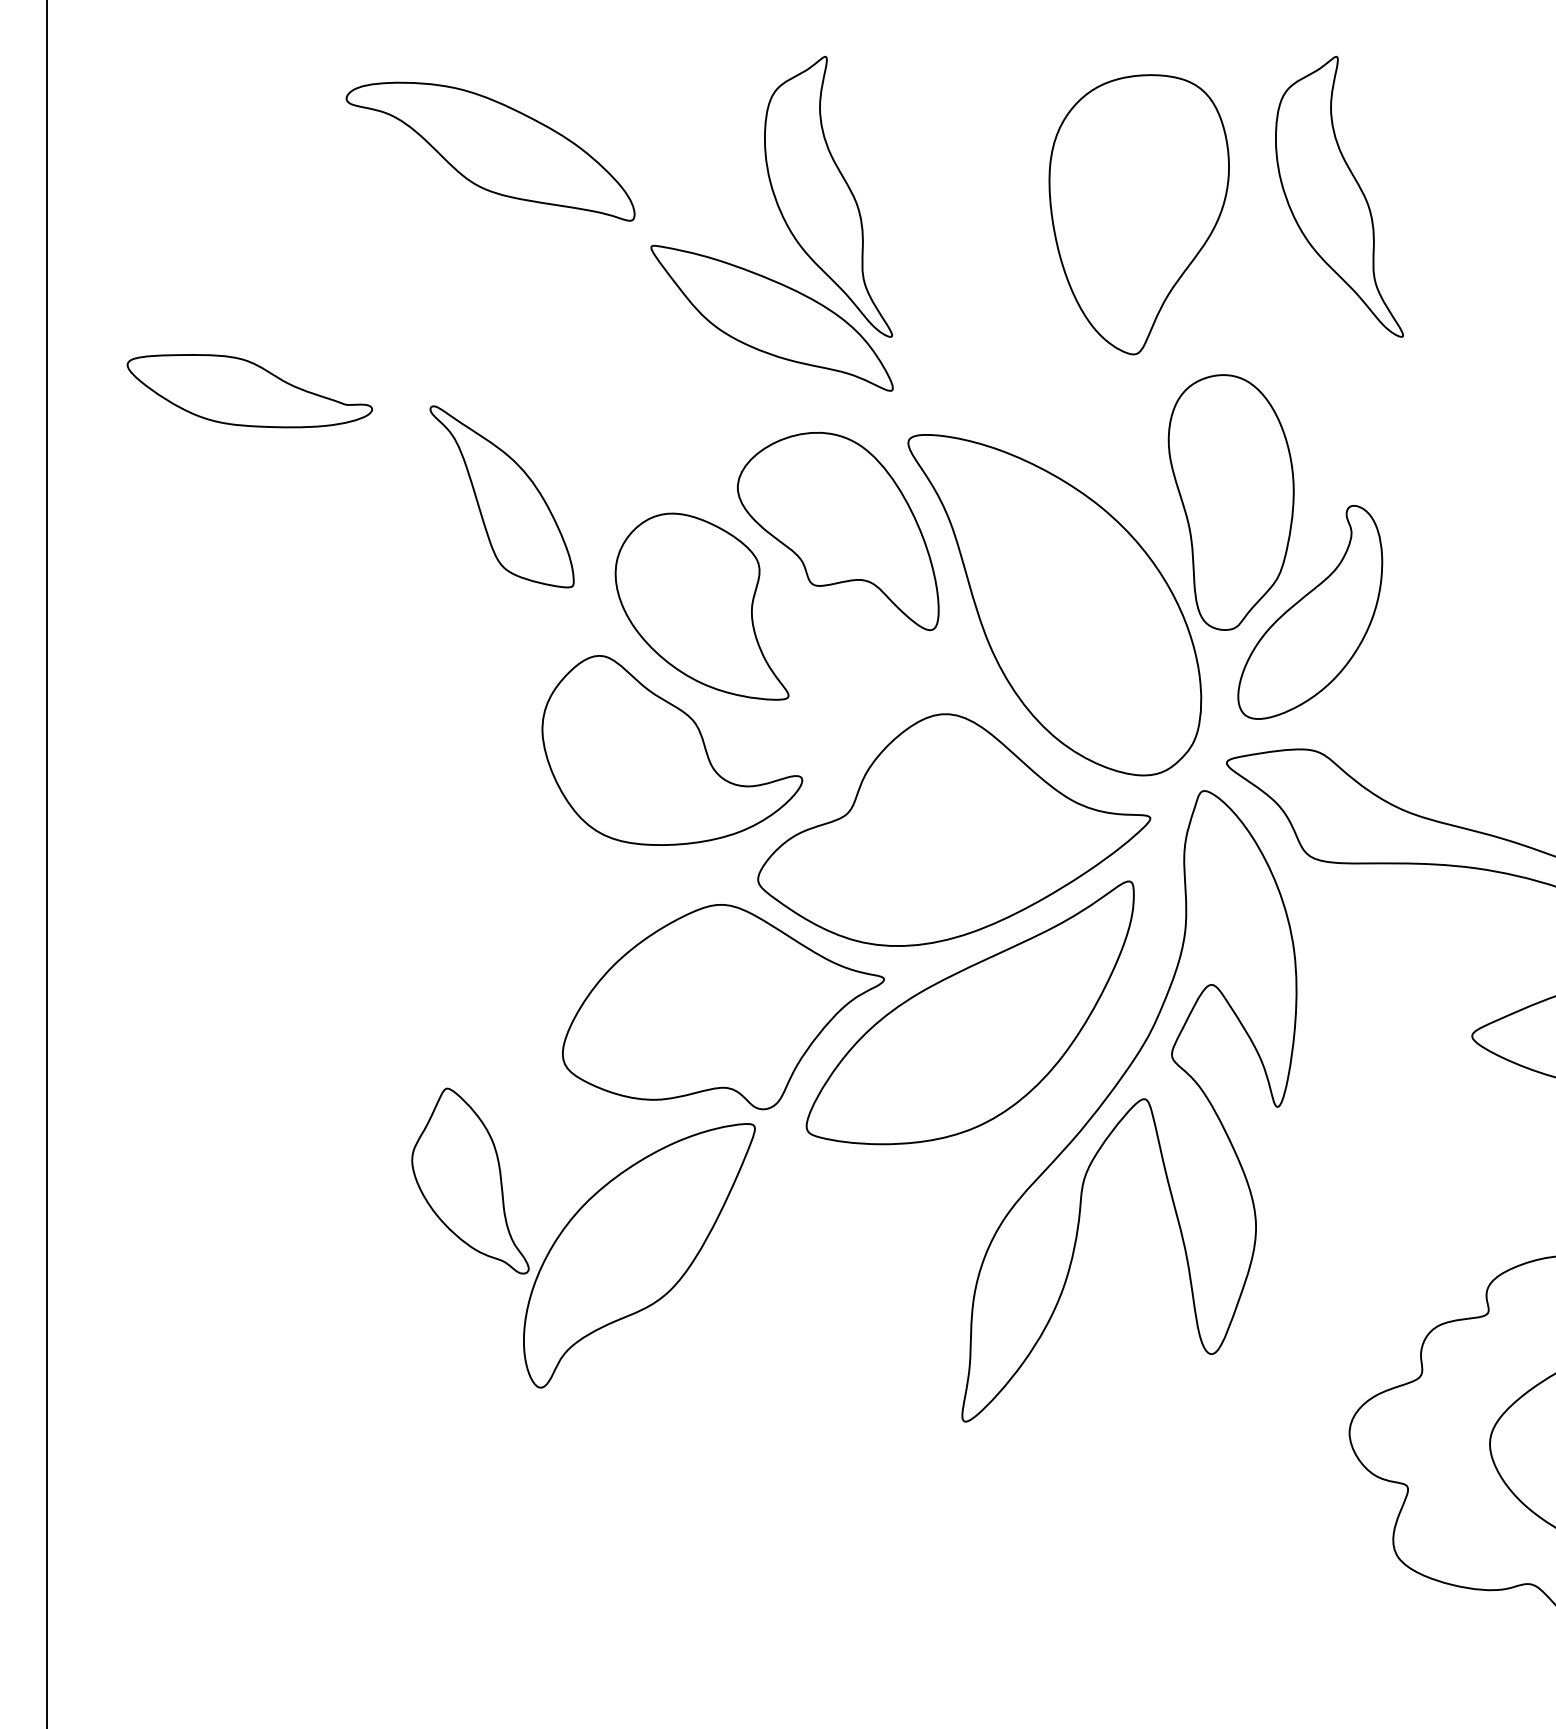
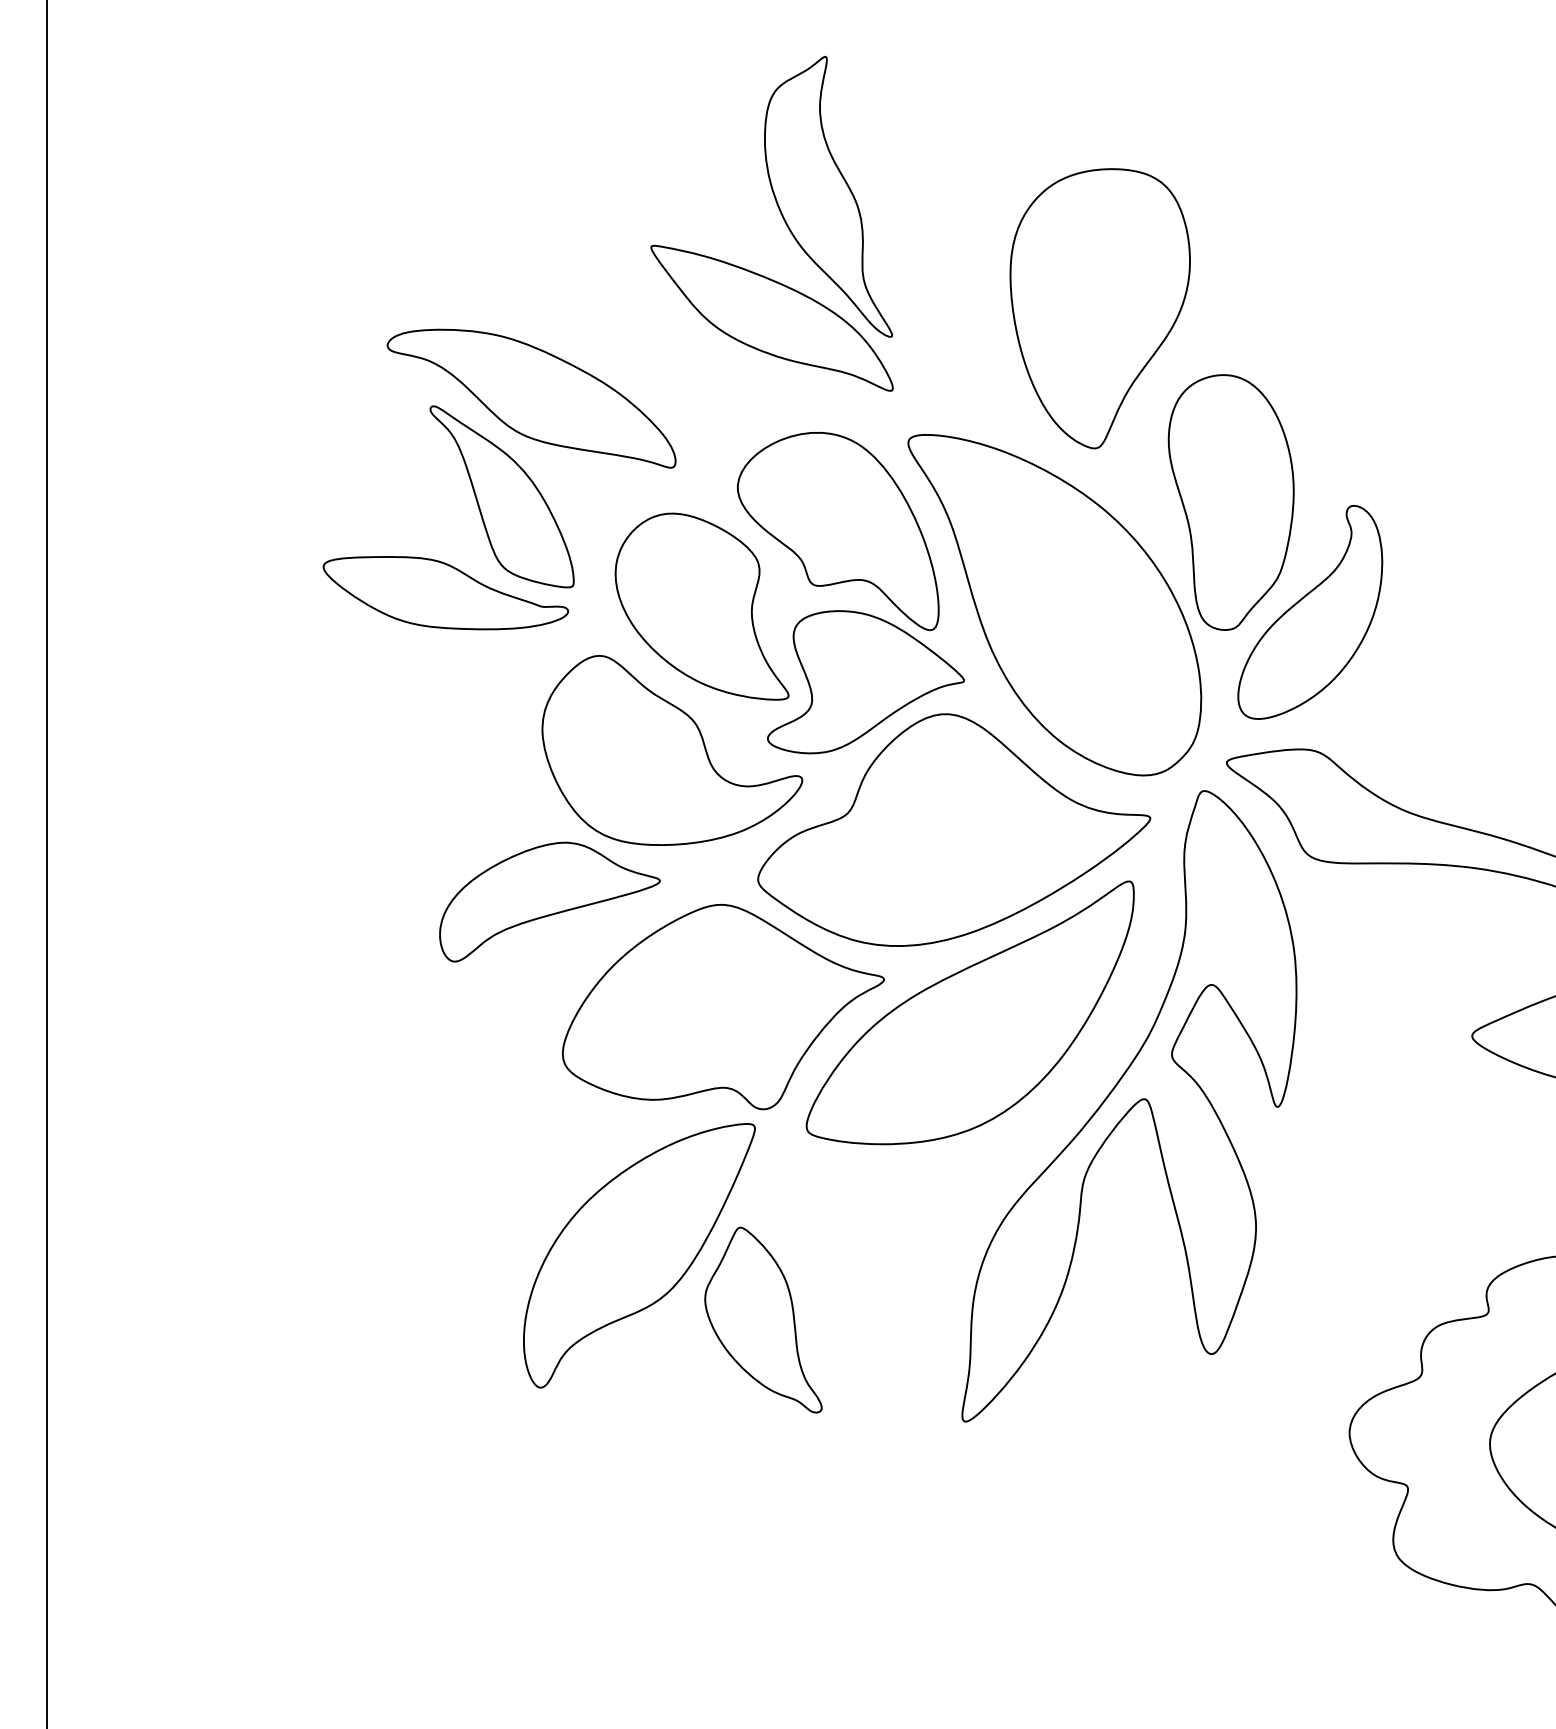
part position: (490, 151) -> (531, 398) (531, 398)
part: present -> none (1339, 196)
part position: (1138, 214) -> (1099, 308) (1099, 308)
part position: (249, 391) -> (445, 593) (445, 593)
part: none -> present (865, 682)
part: none -> present (549, 901)
part position: (470, 1180) -> (763, 1319) (763, 1319)
